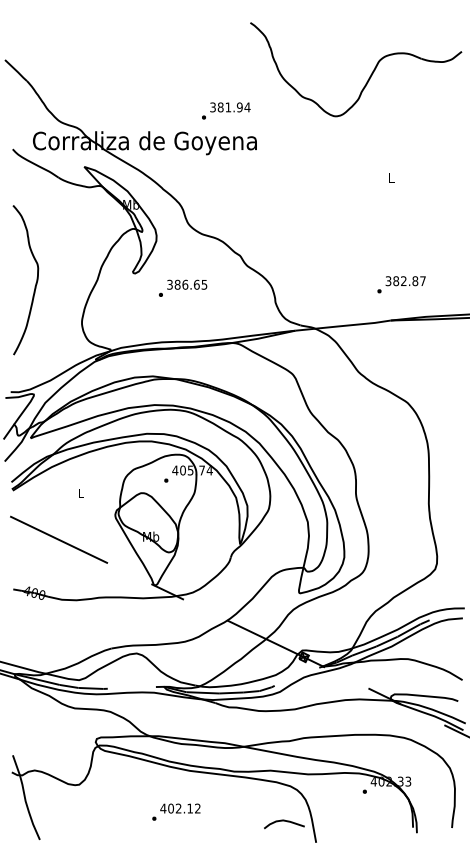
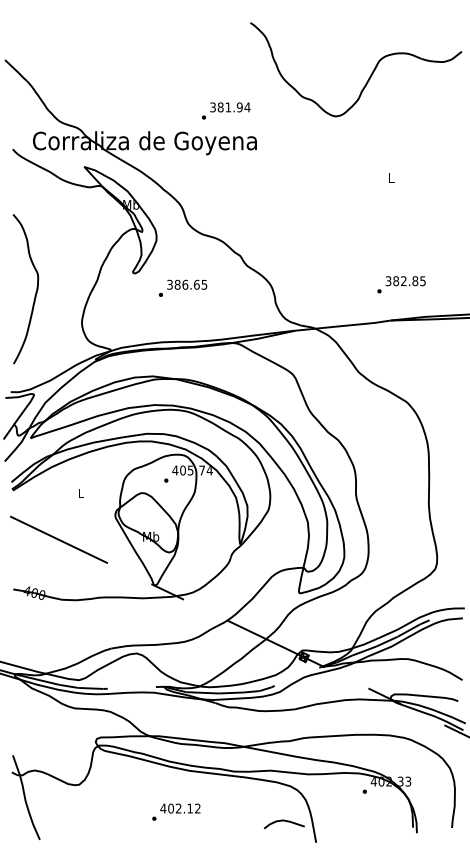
text: 382.87 -> 382.85 (422, 281)
curve position: (35, 283) -> (35, 292) (35, 292)
